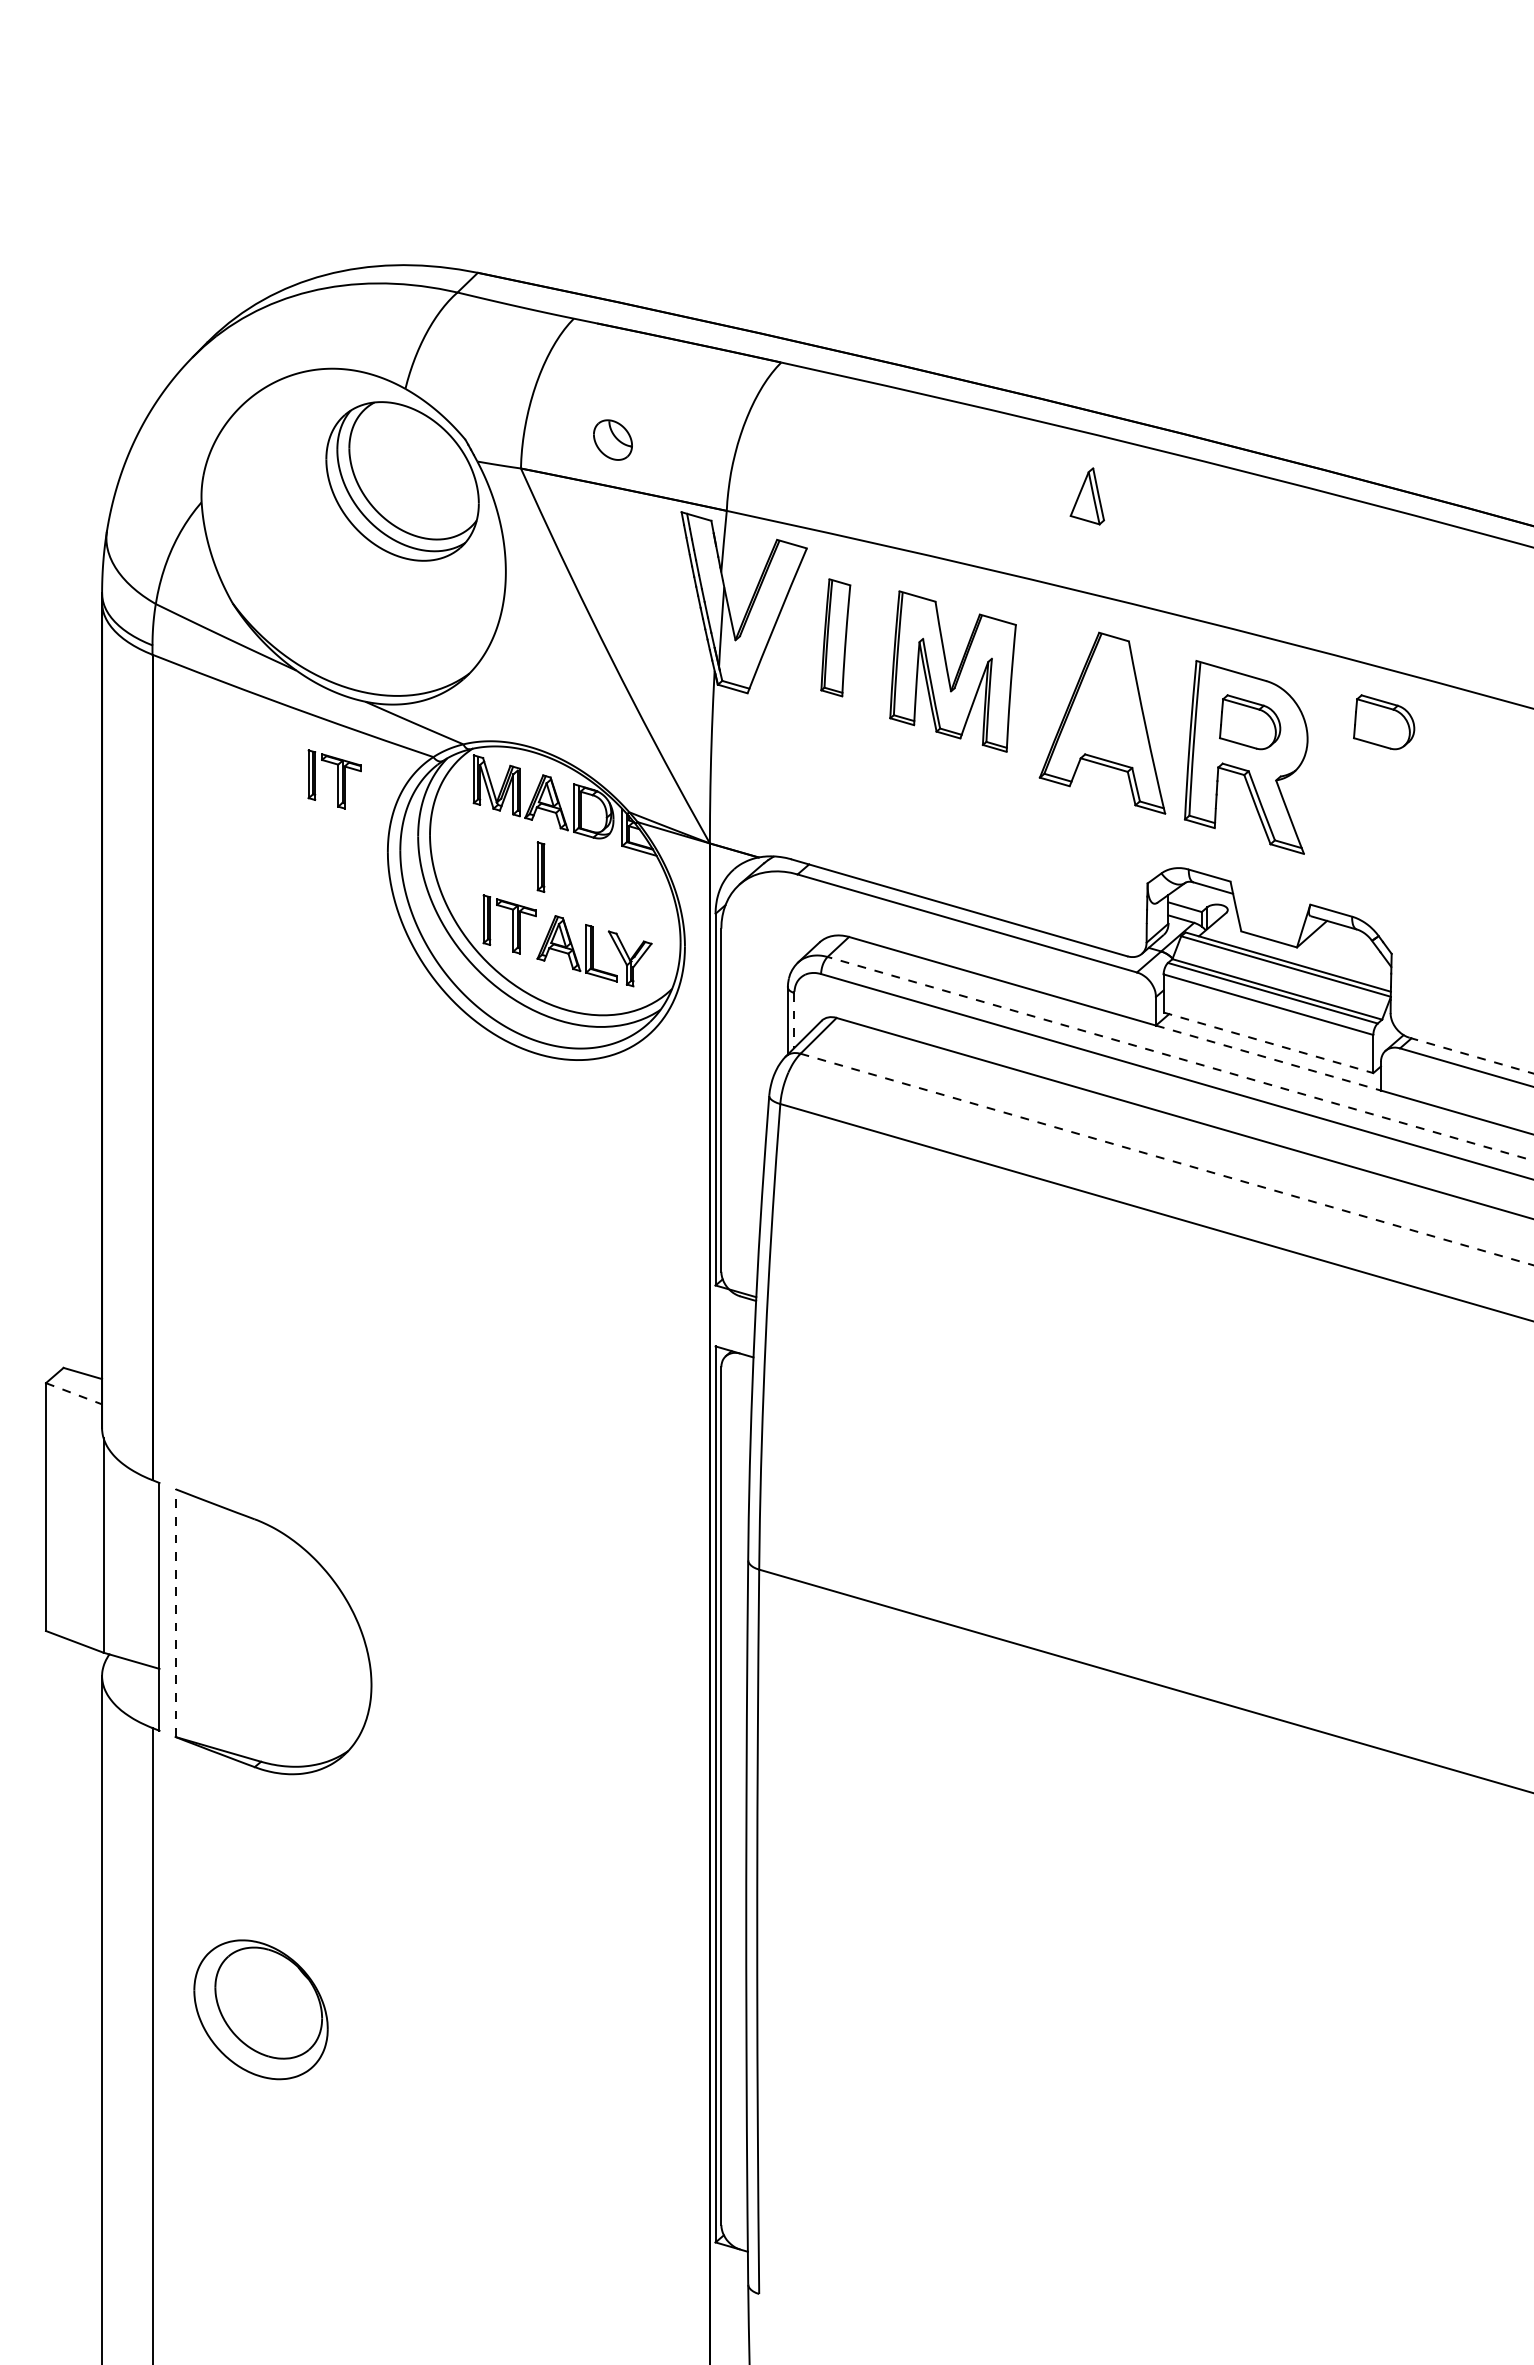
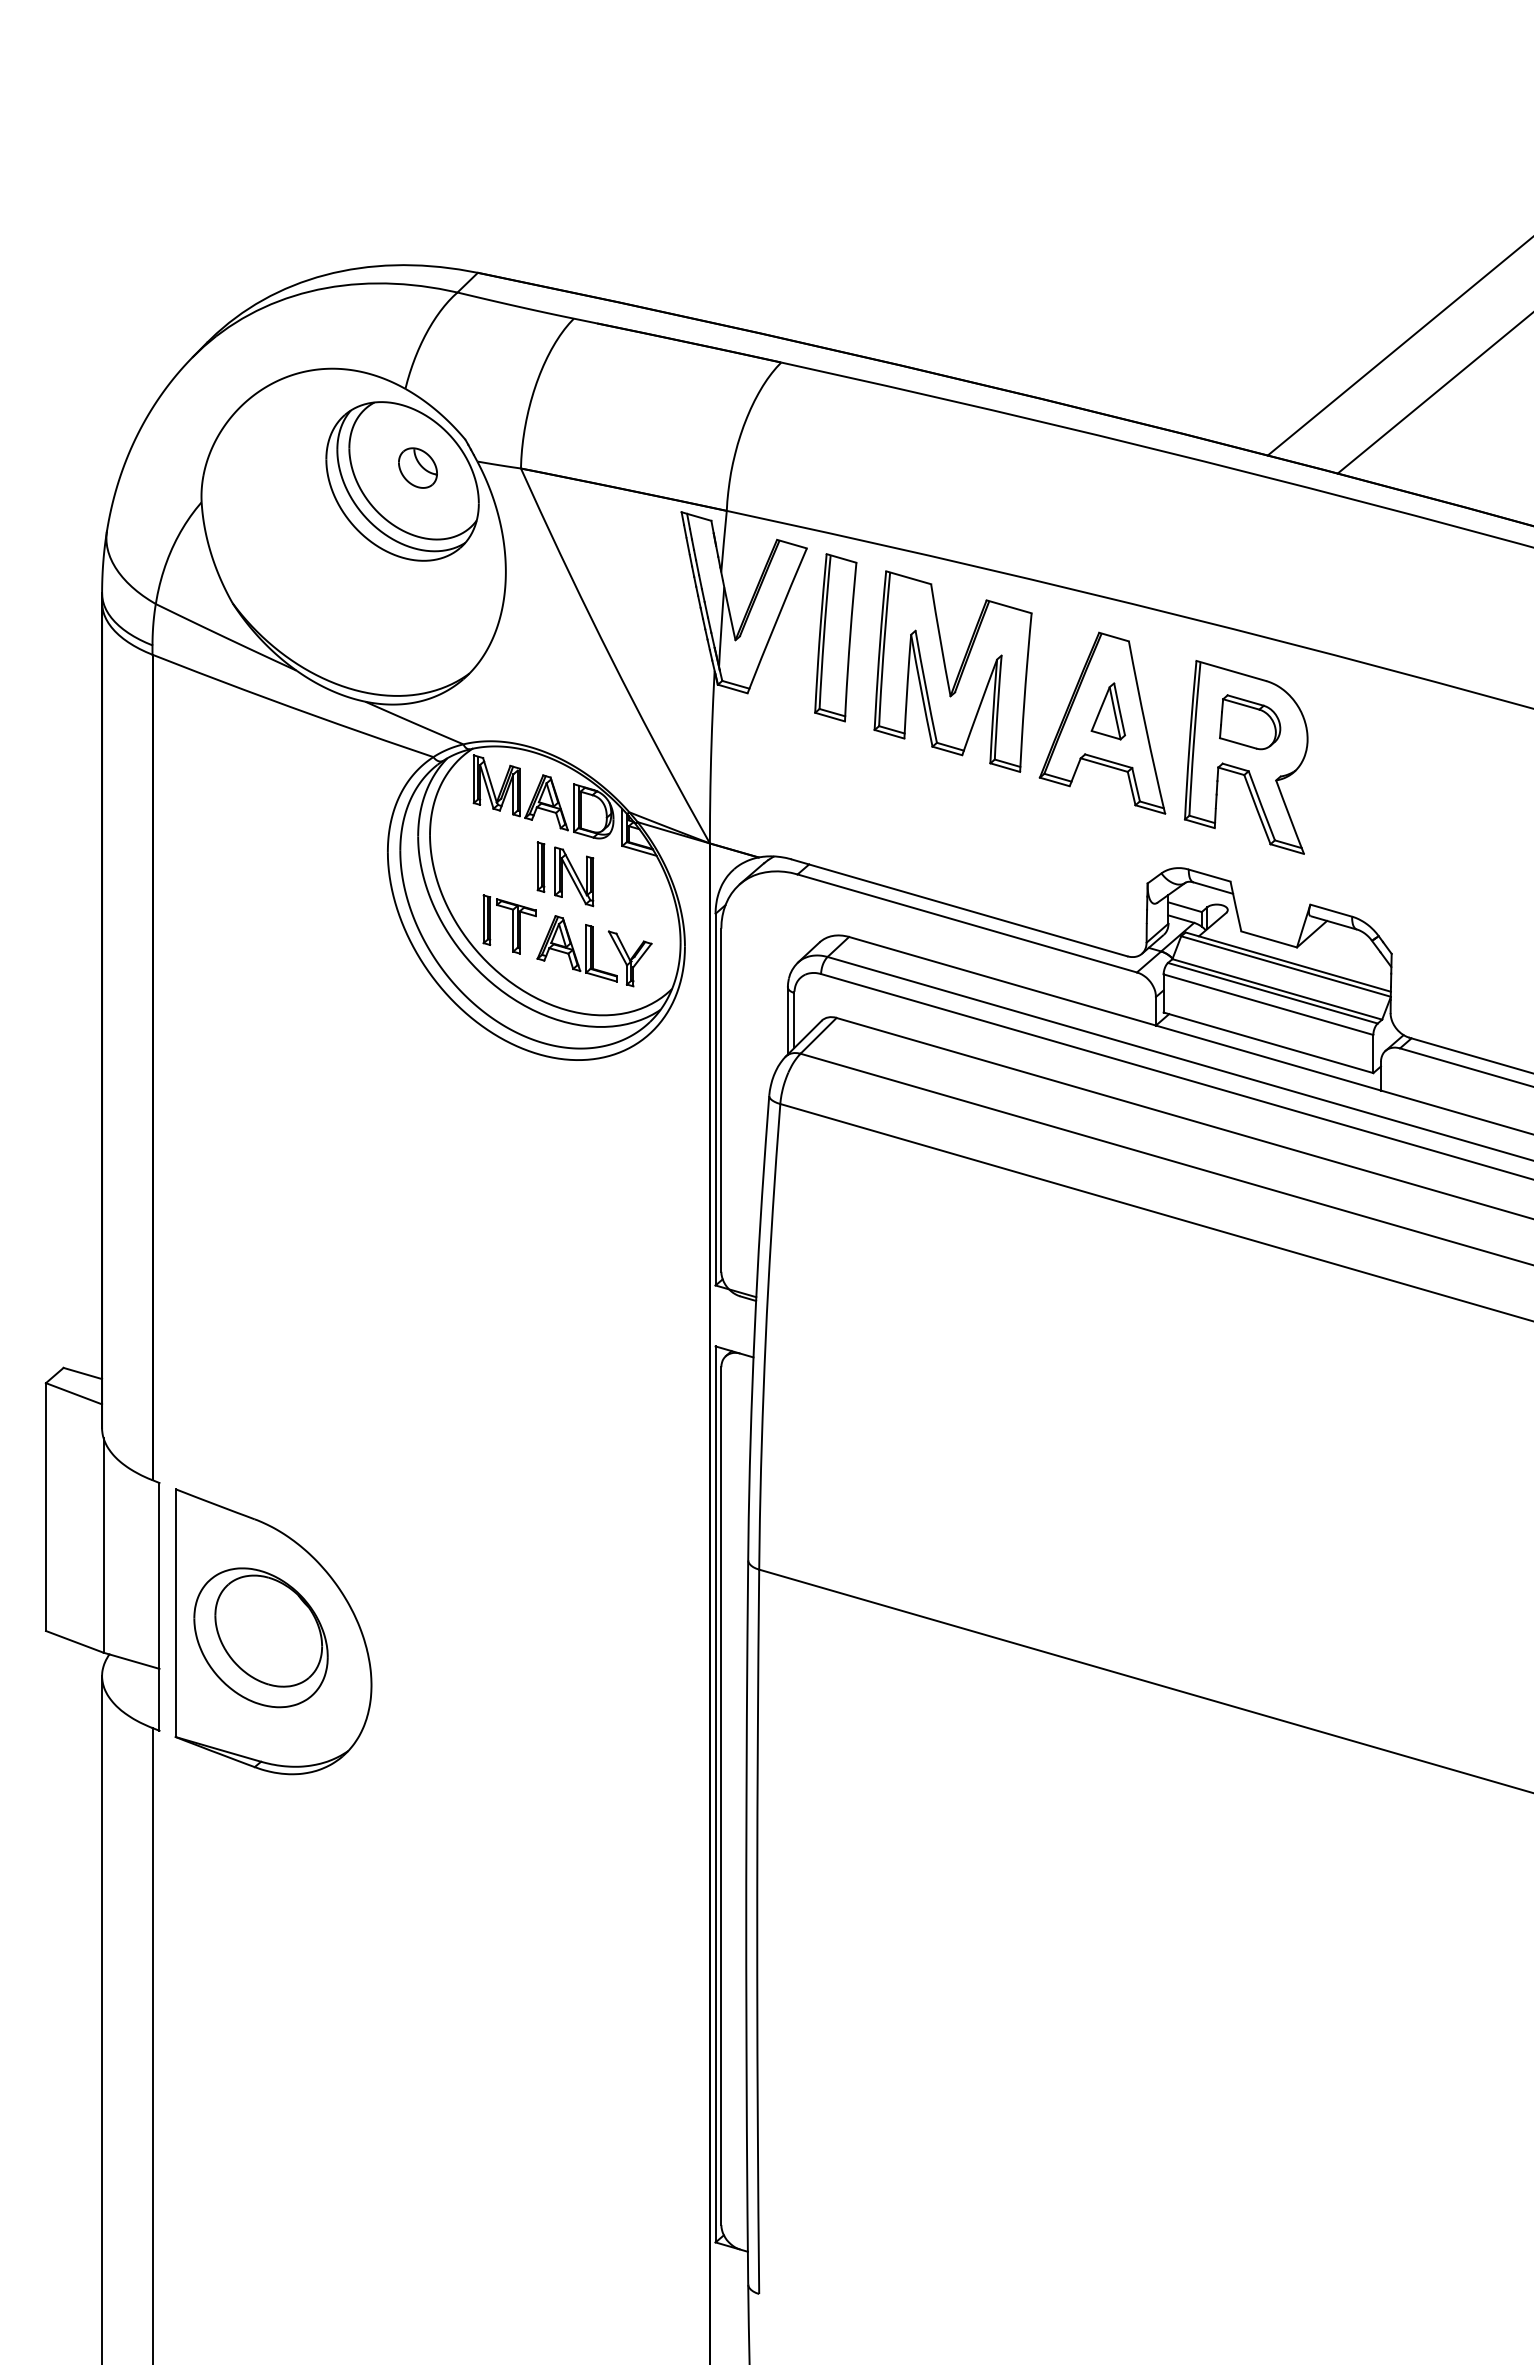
line: none -> present (1398, 347)
line: none -> present (1433, 393)
part position: (612, 439) -> (417, 467) (417, 467)
part position: (1086, 496) -> (1107, 711) (1107, 711)
part size: 32x120 px -> 44x170 px (835, 637)
part size: 128x163 px -> 160x203 px (952, 671)
part: present -> none (1384, 722)
part: present -> none (334, 779)
part: none -> present (574, 876)
line: dashed -> solid (794, 1021)
line: dashed -> solid (1268, 1042)
line: dashed -> solid (1471, 1055)
line: dashed -> solid (1180, 1058)
line: dashed -> solid (1268, 1058)
line: dashed -> solid (1167, 1159)
line: dashed -> solid (74, 1393)
line: dashed -> solid (175, 1613)
part position: (260, 2009) -> (260, 1637) (260, 1637)
